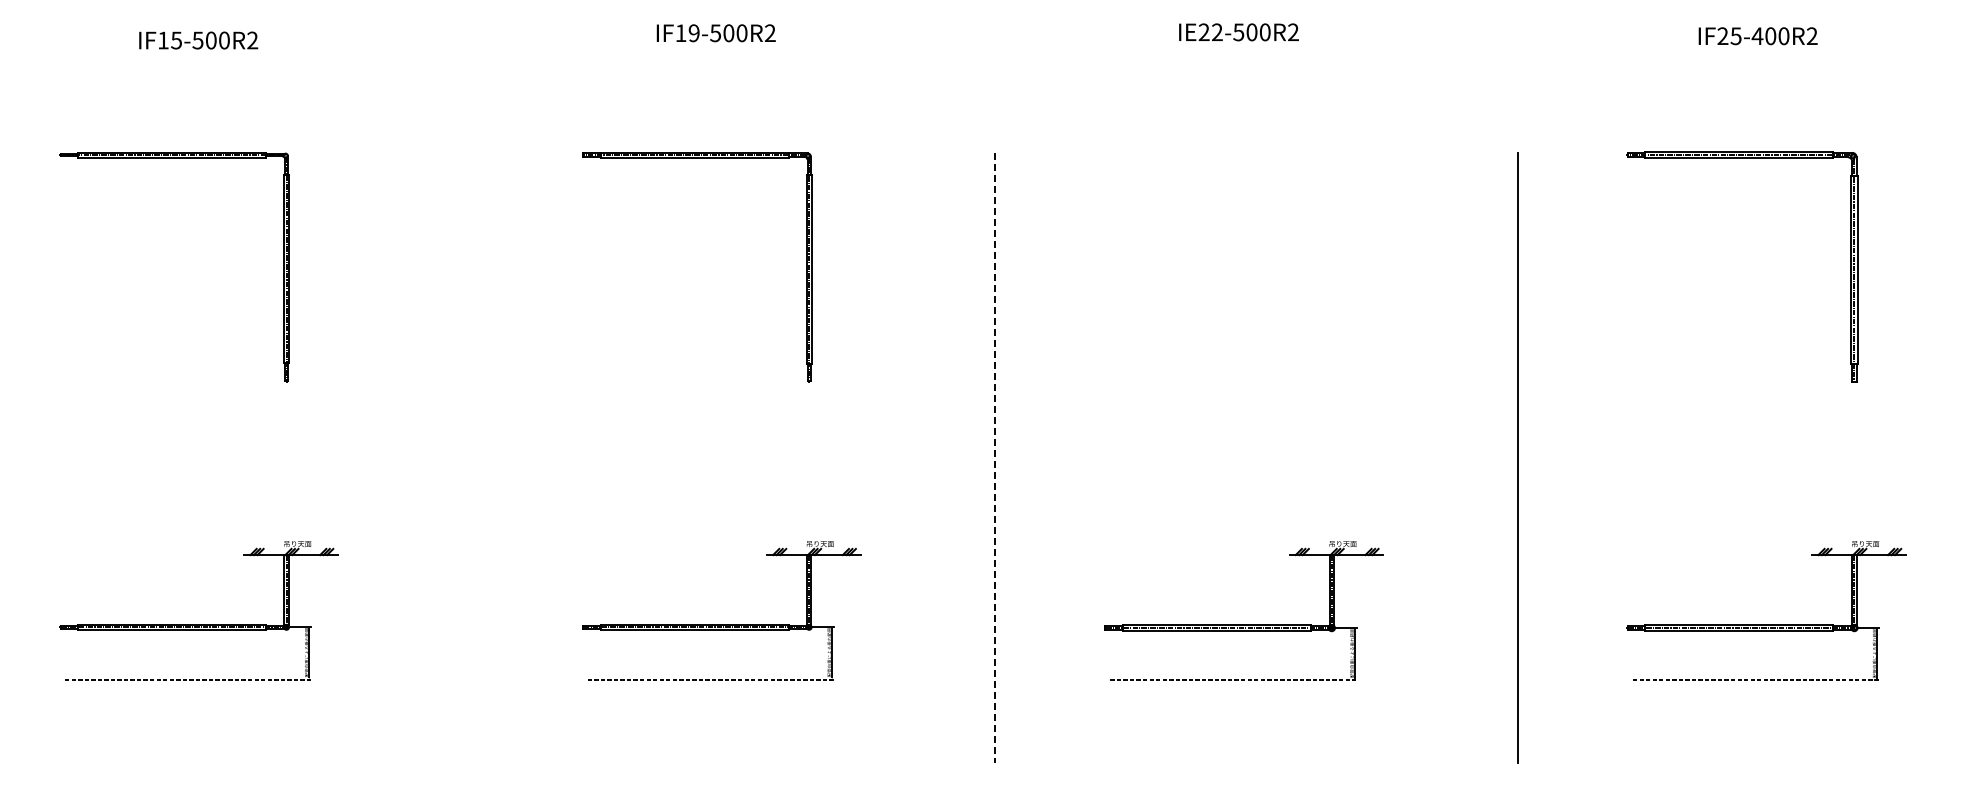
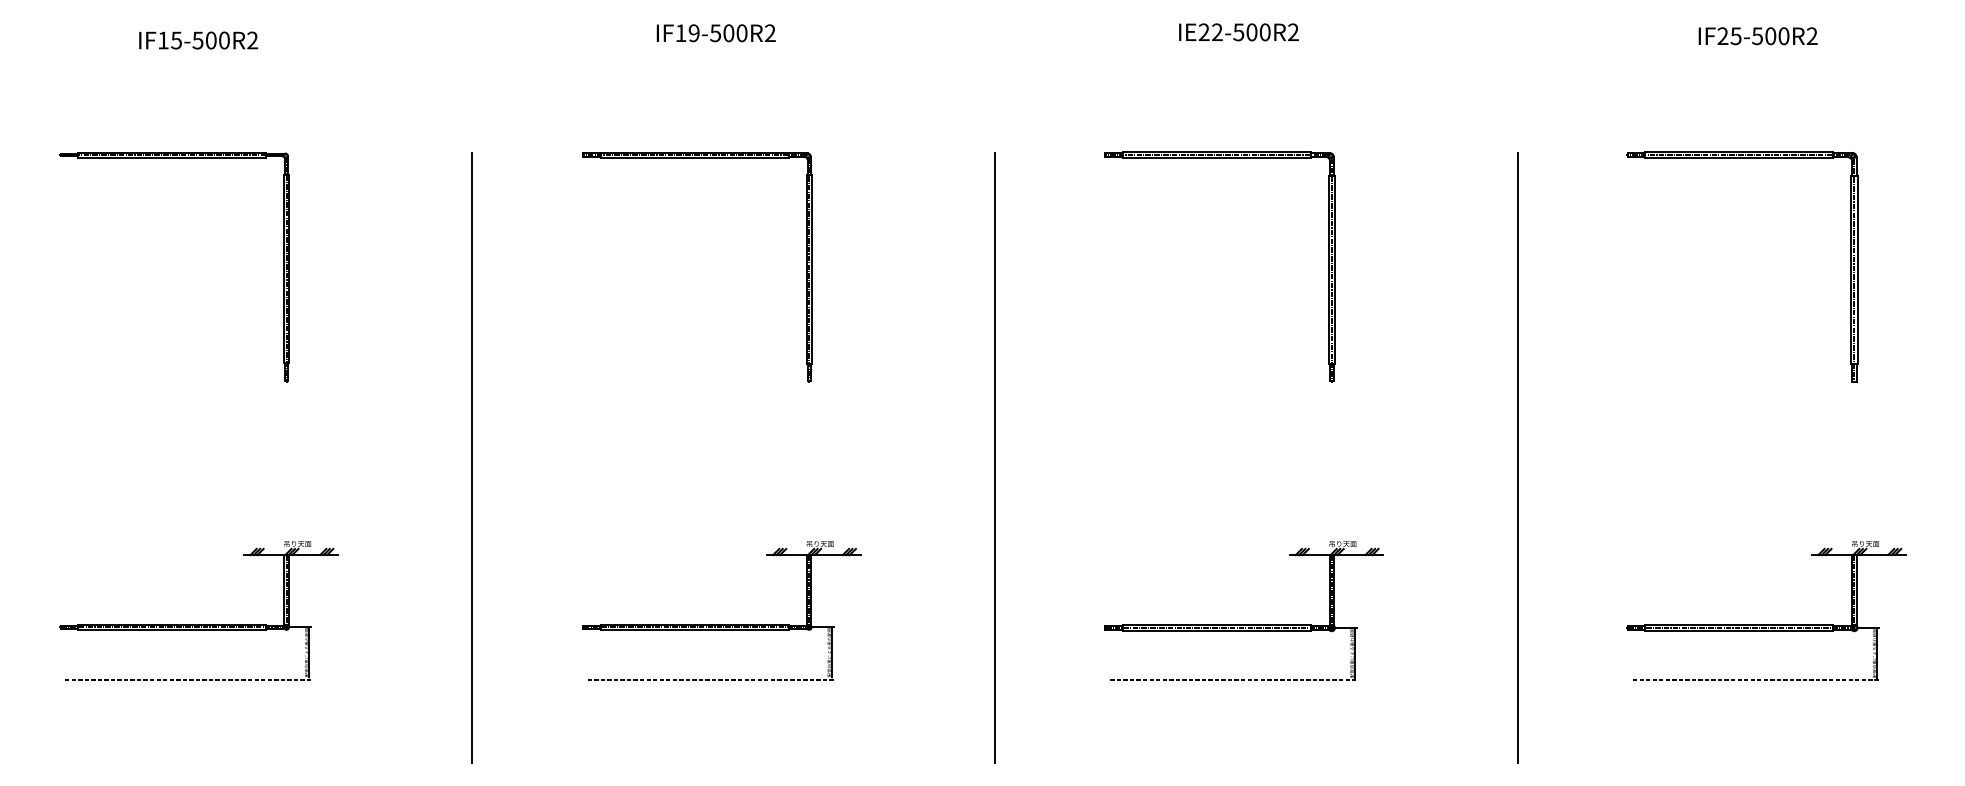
text: IF25-400R2 -> IF25-500R2 (1757, 36)
part: none -> present (1219, 158)
line: none -> present (472, 457)
line: dashed -> solid (994, 457)
